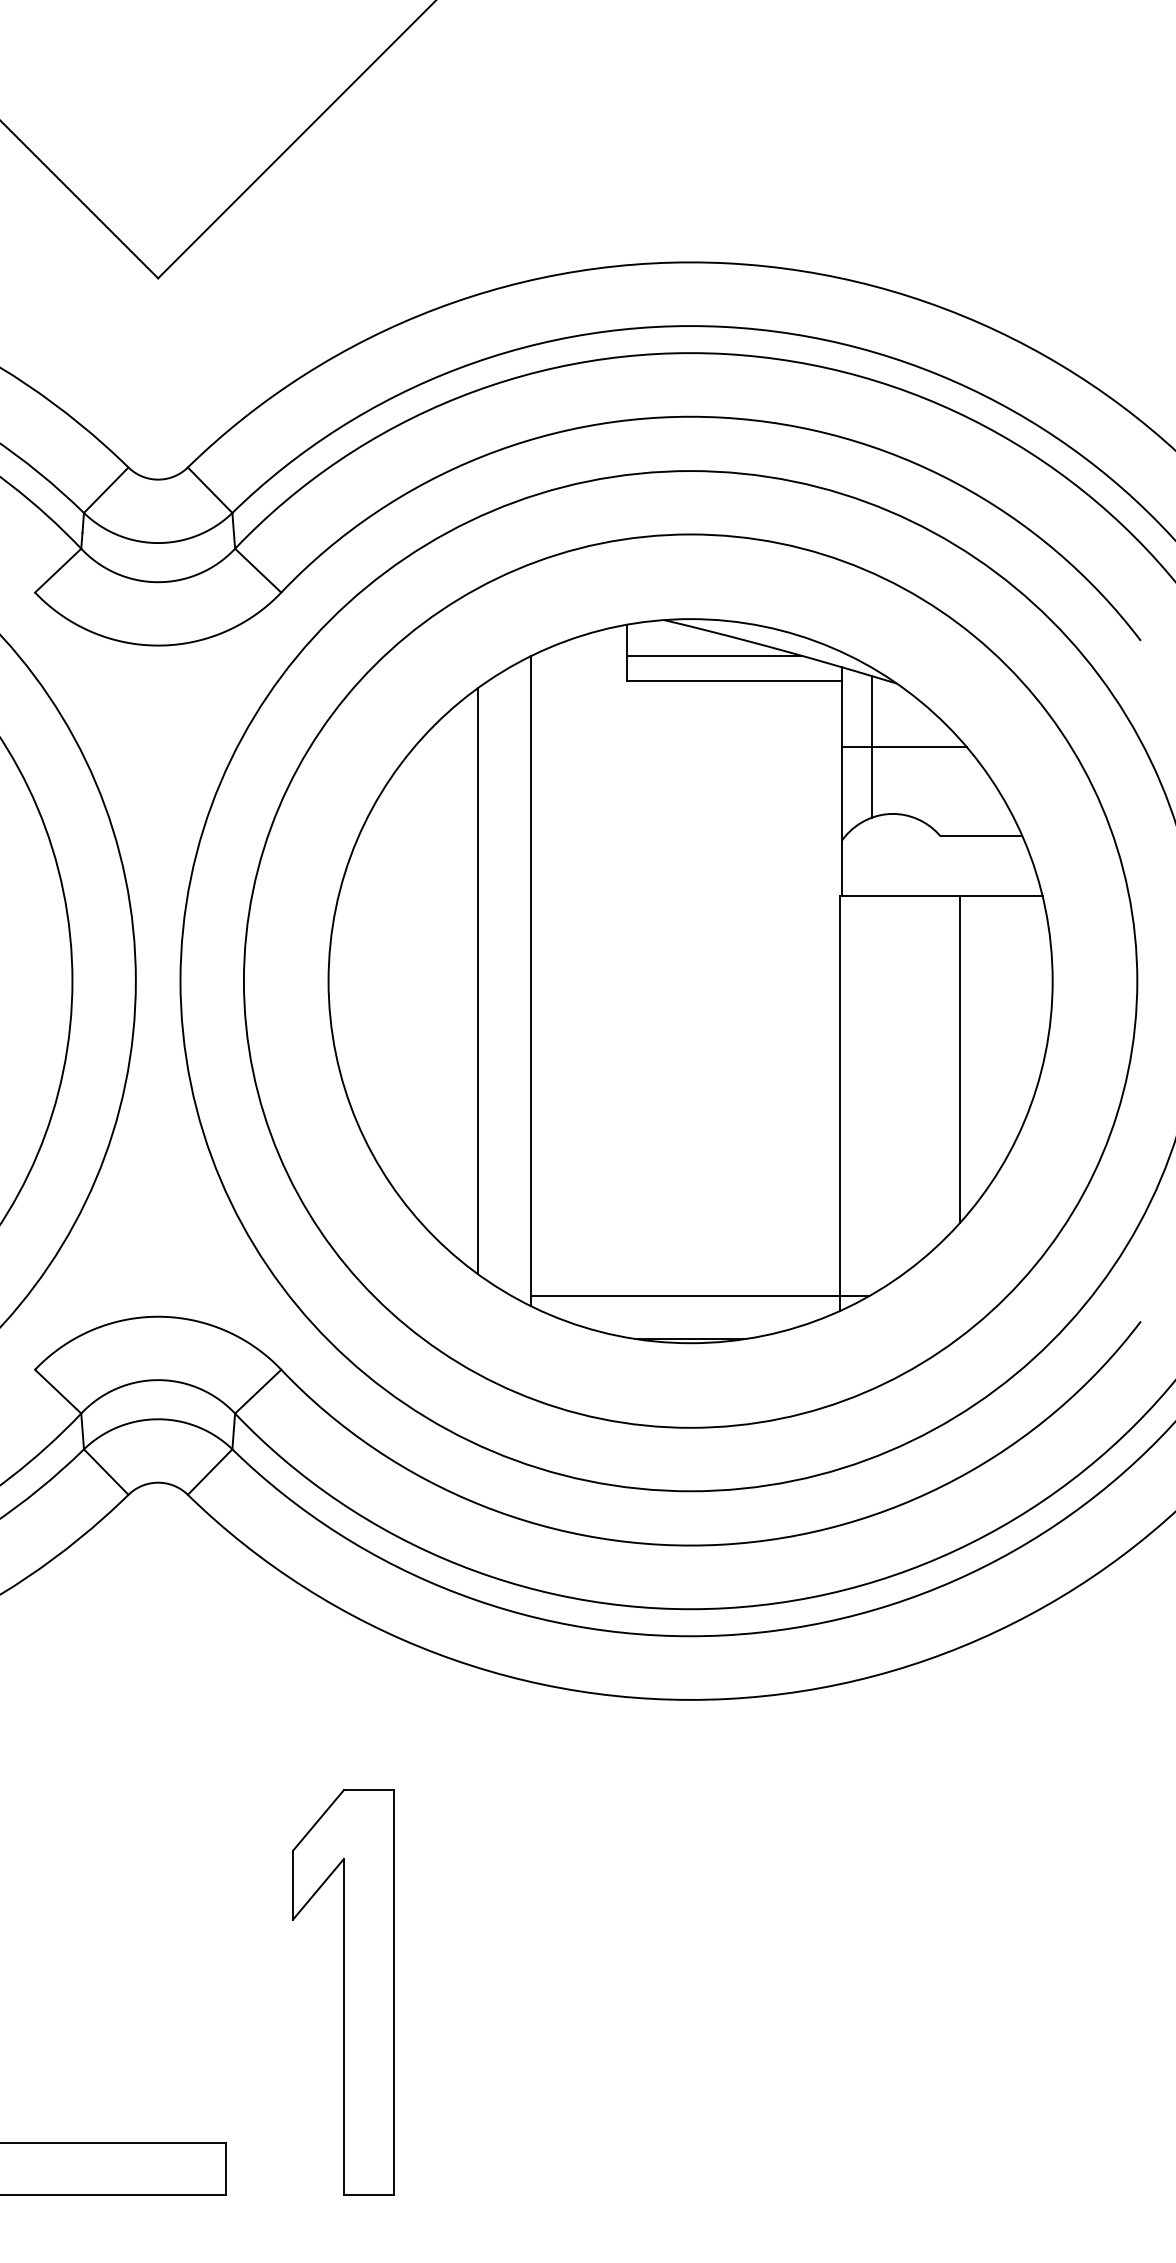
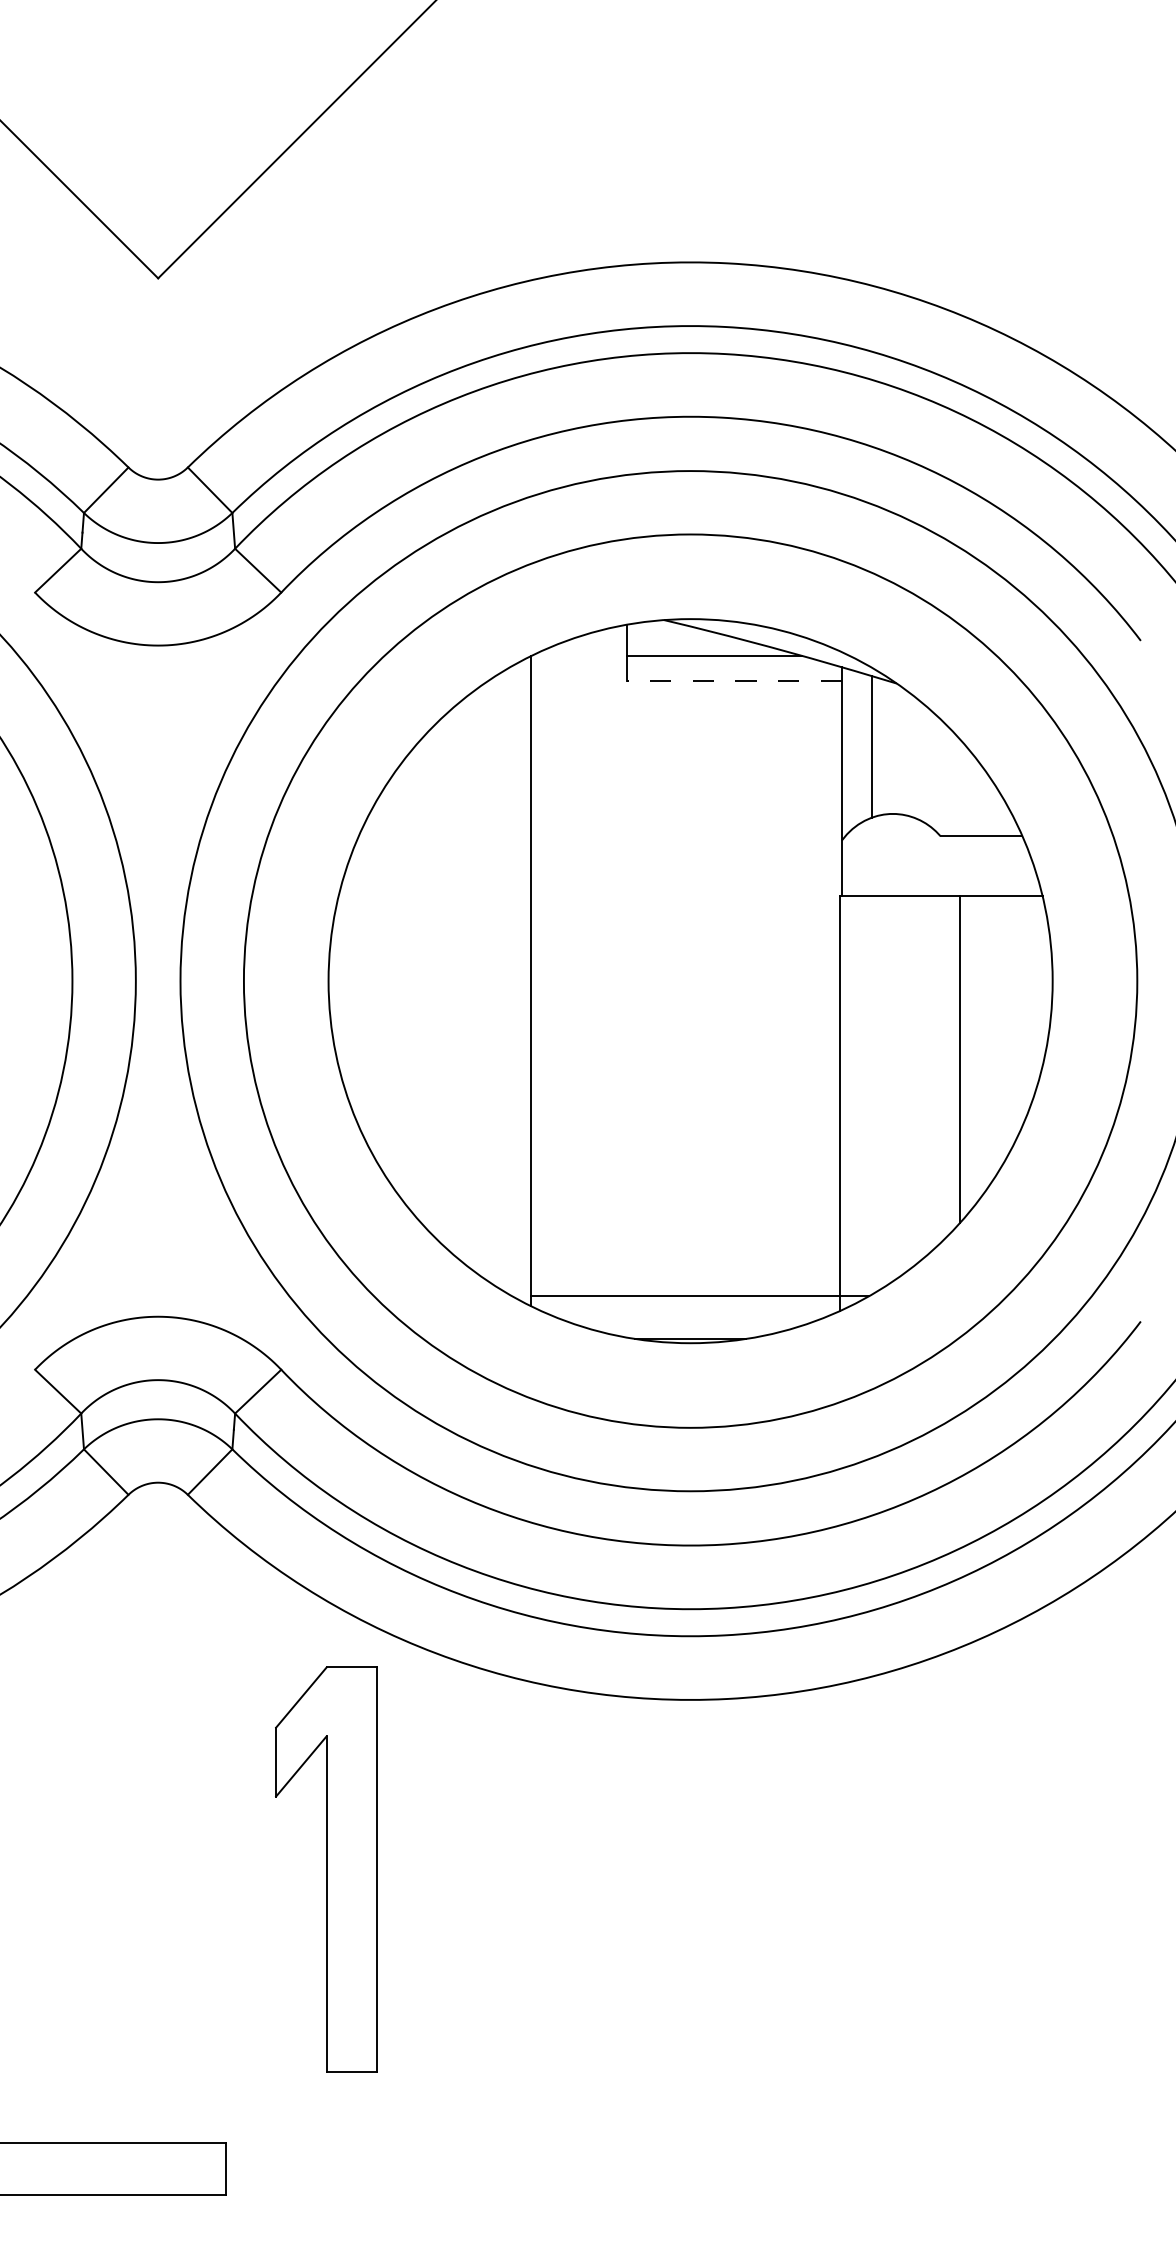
line: solid -> dashed (734, 680)
line: present -> none (903, 746)
line: present -> none (477, 980)
part position: (343, 1992) -> (326, 1869) (326, 1869)
